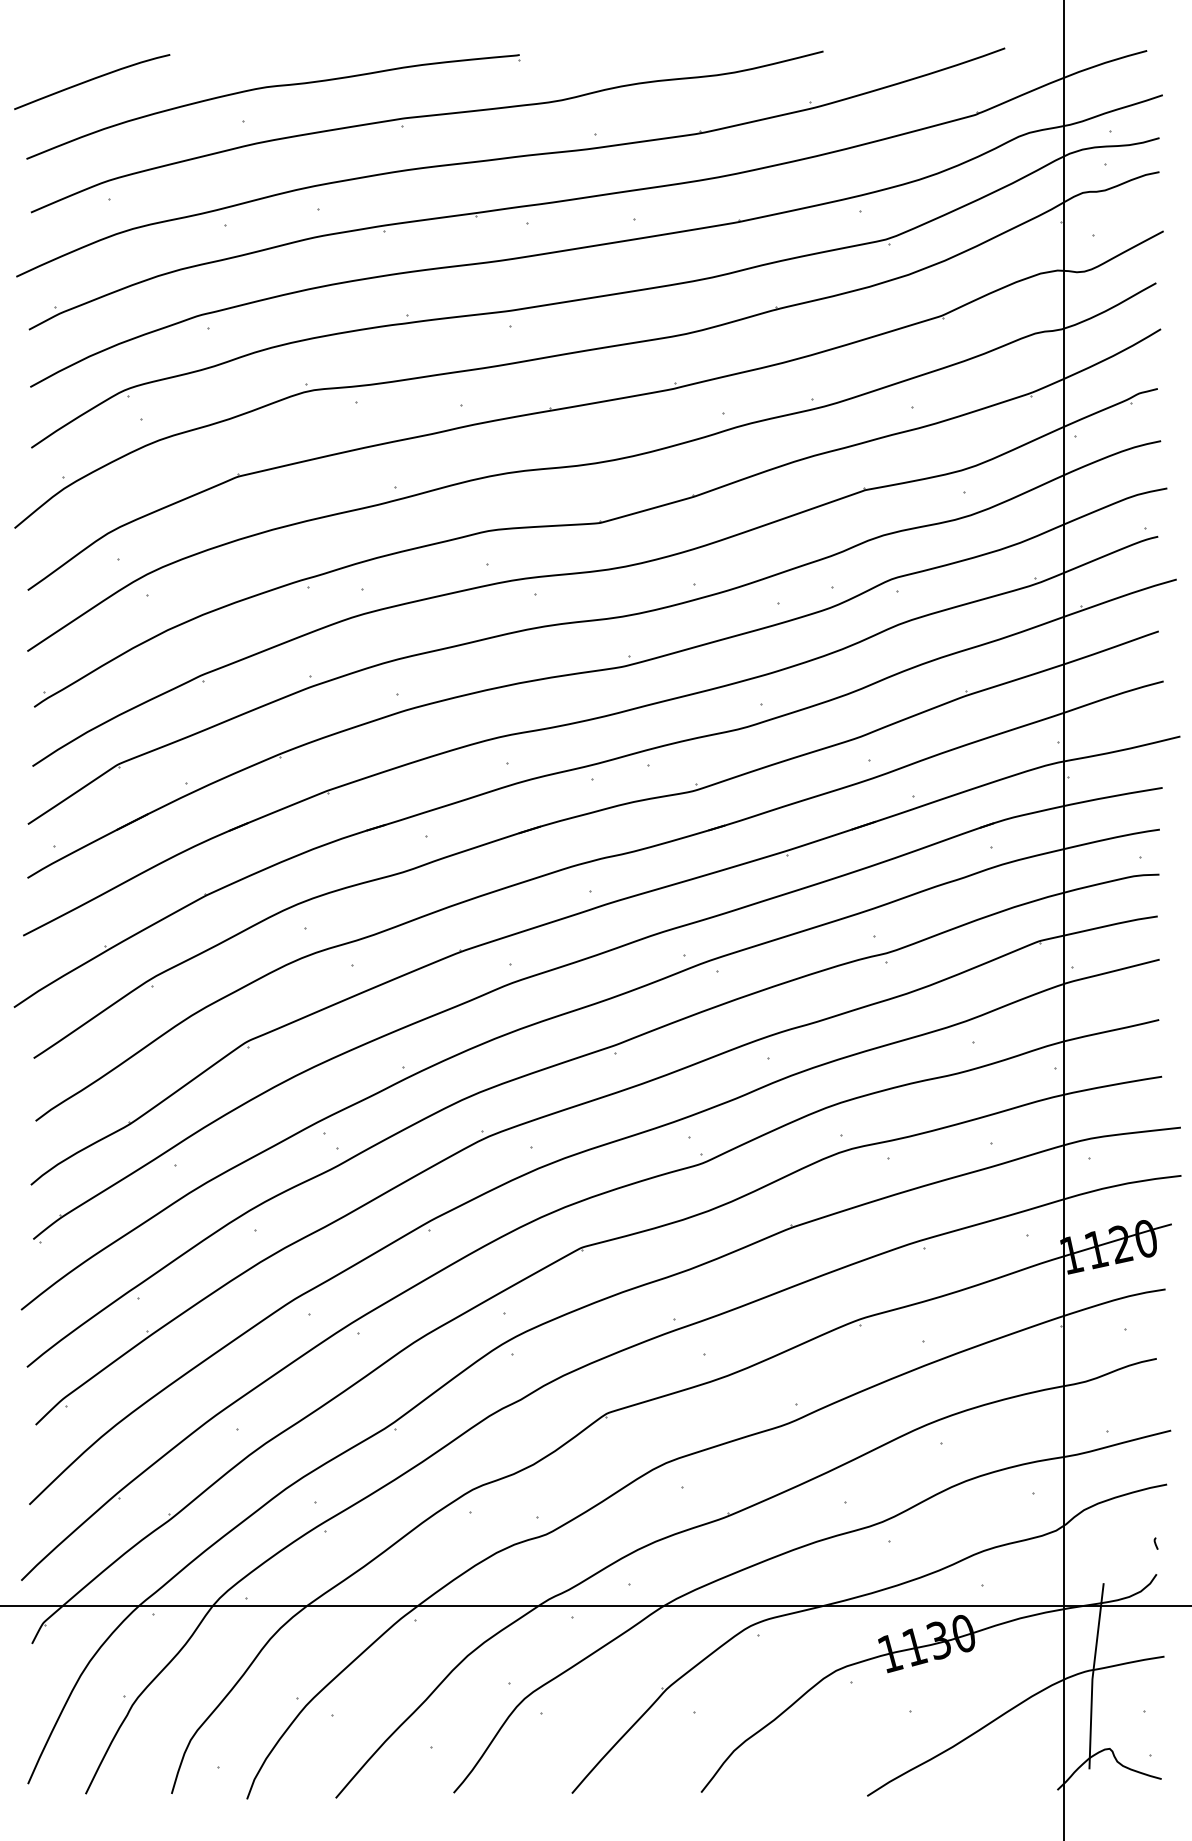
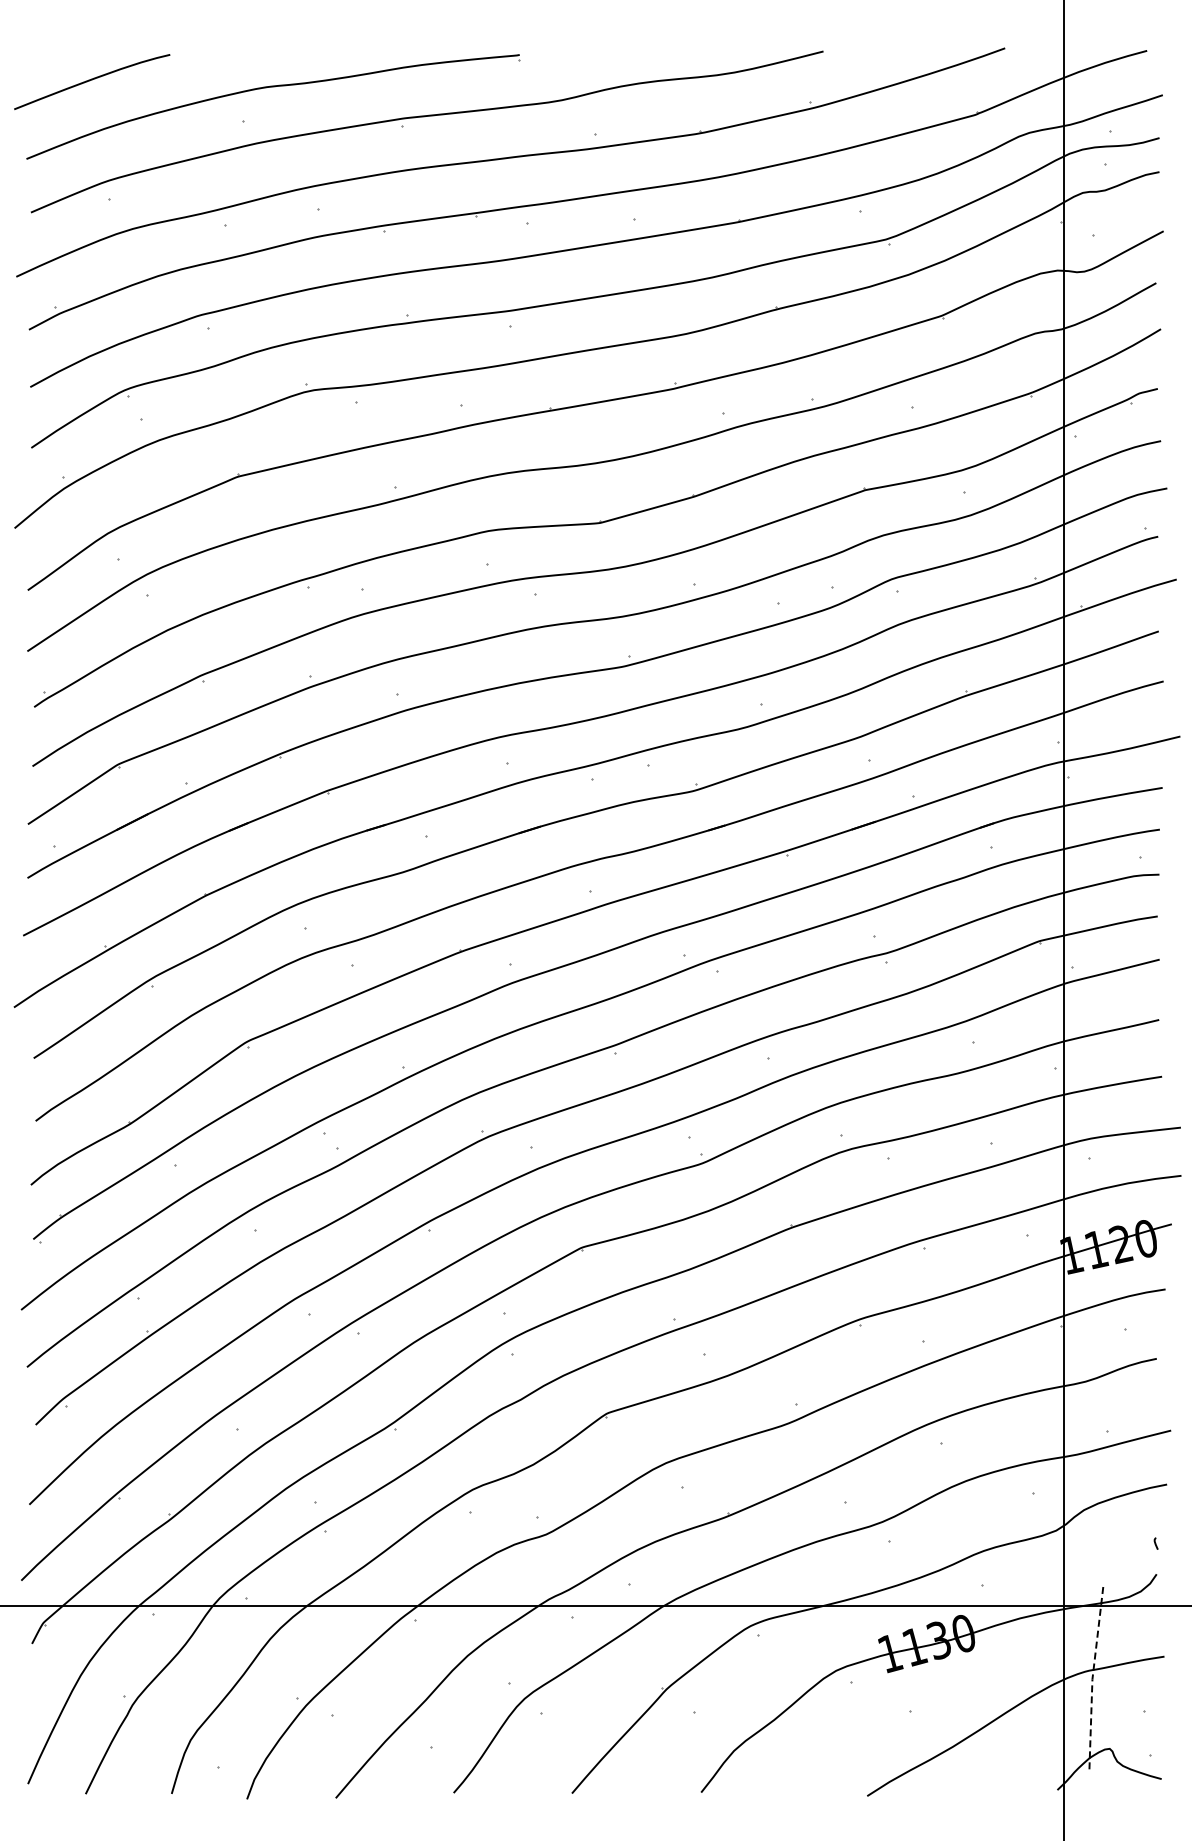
line: solid -> dashed (1092, 1676)
